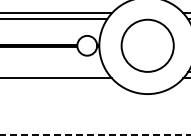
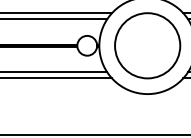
circle size: 55x55 px -> 68x68 px (147, 45)
line: none -> present (54, 72)
line: dashed -> solid (95, 135)
